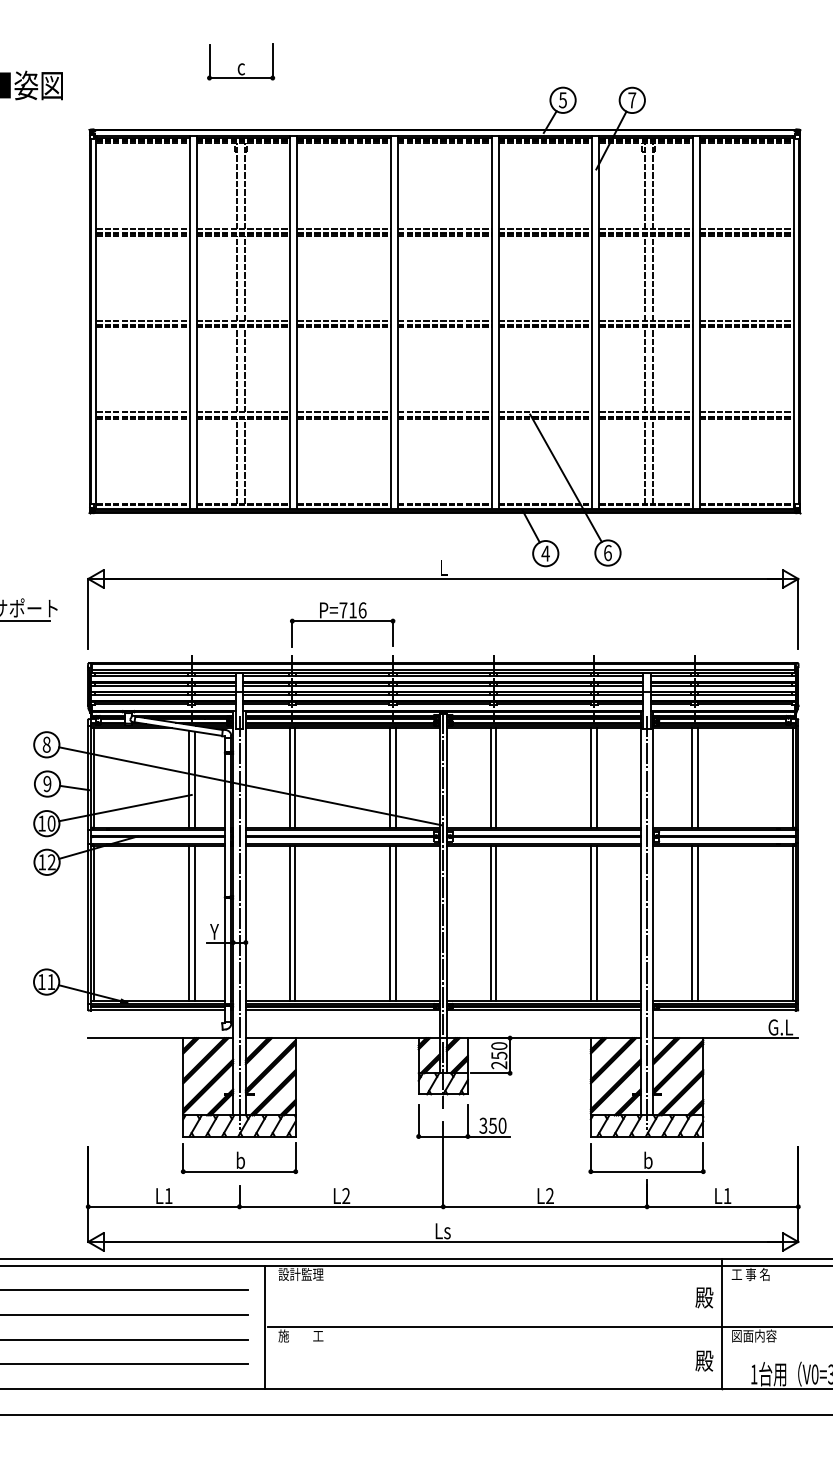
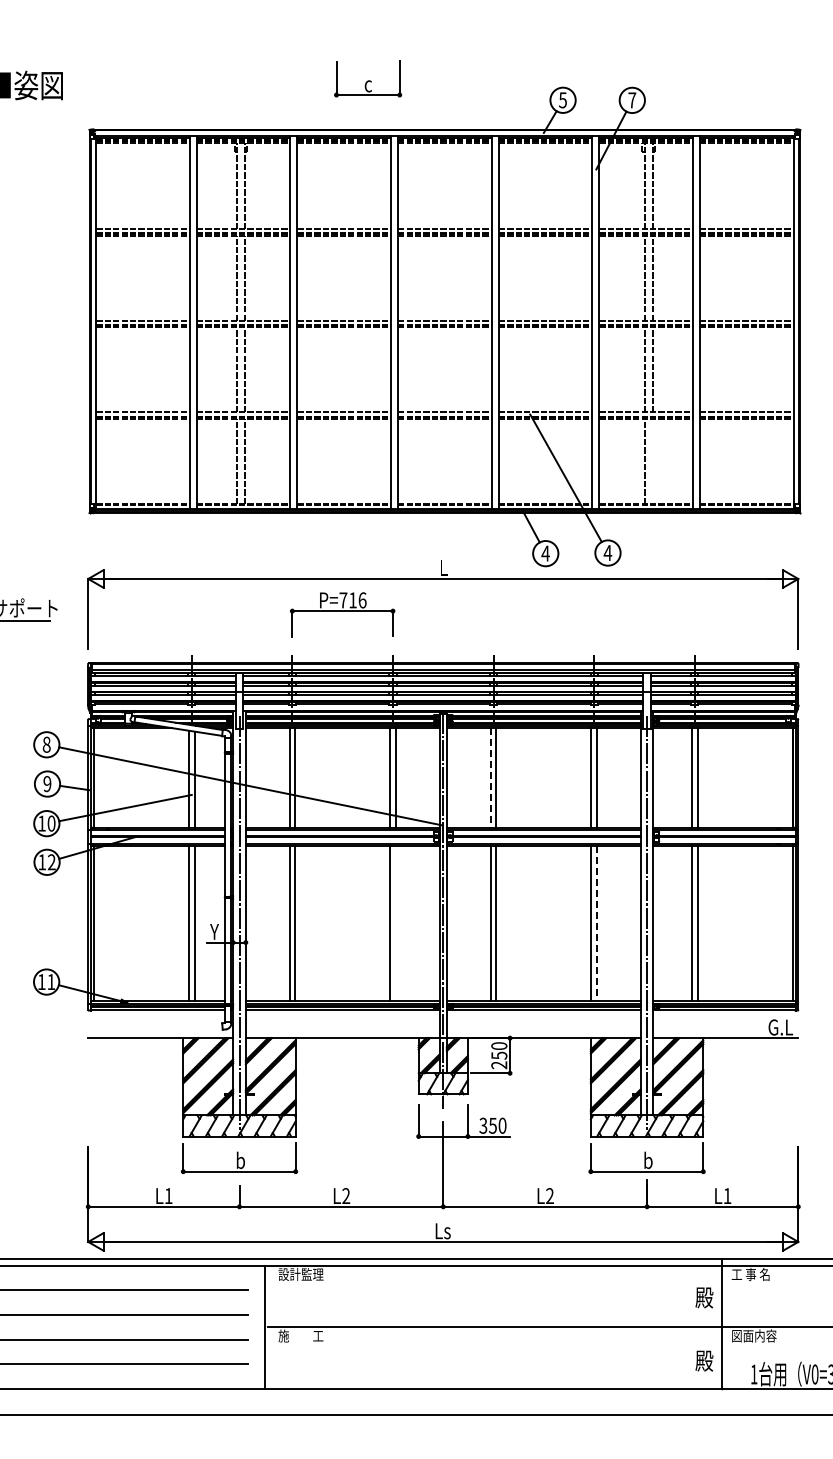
part position: (241, 61) -> (368, 78) (368, 78)
line: present -> none (652, 461)
text: 6 -> 4 (607, 552)
part position: (342, 624) -> (342, 614) (342, 614)
line: solid -> dashed (490, 777)
line: present -> none (395, 923)
line: solid -> dashed (597, 923)
